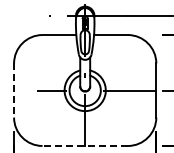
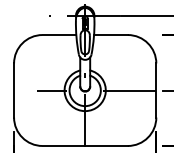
line: dashed -> solid (14, 91)
line: dashed -> solid (85, 145)
